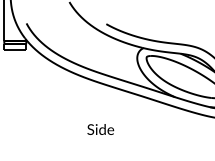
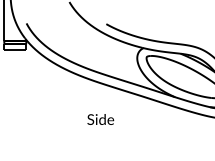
text position: (100, 129) -> (100, 119) (100, 119)
